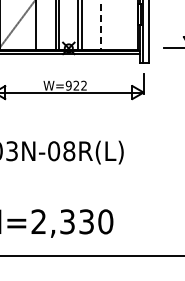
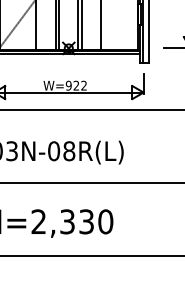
line: dashed -> solid (101, 25)
line: none -> present (91, 110)
line: none -> present (91, 183)
